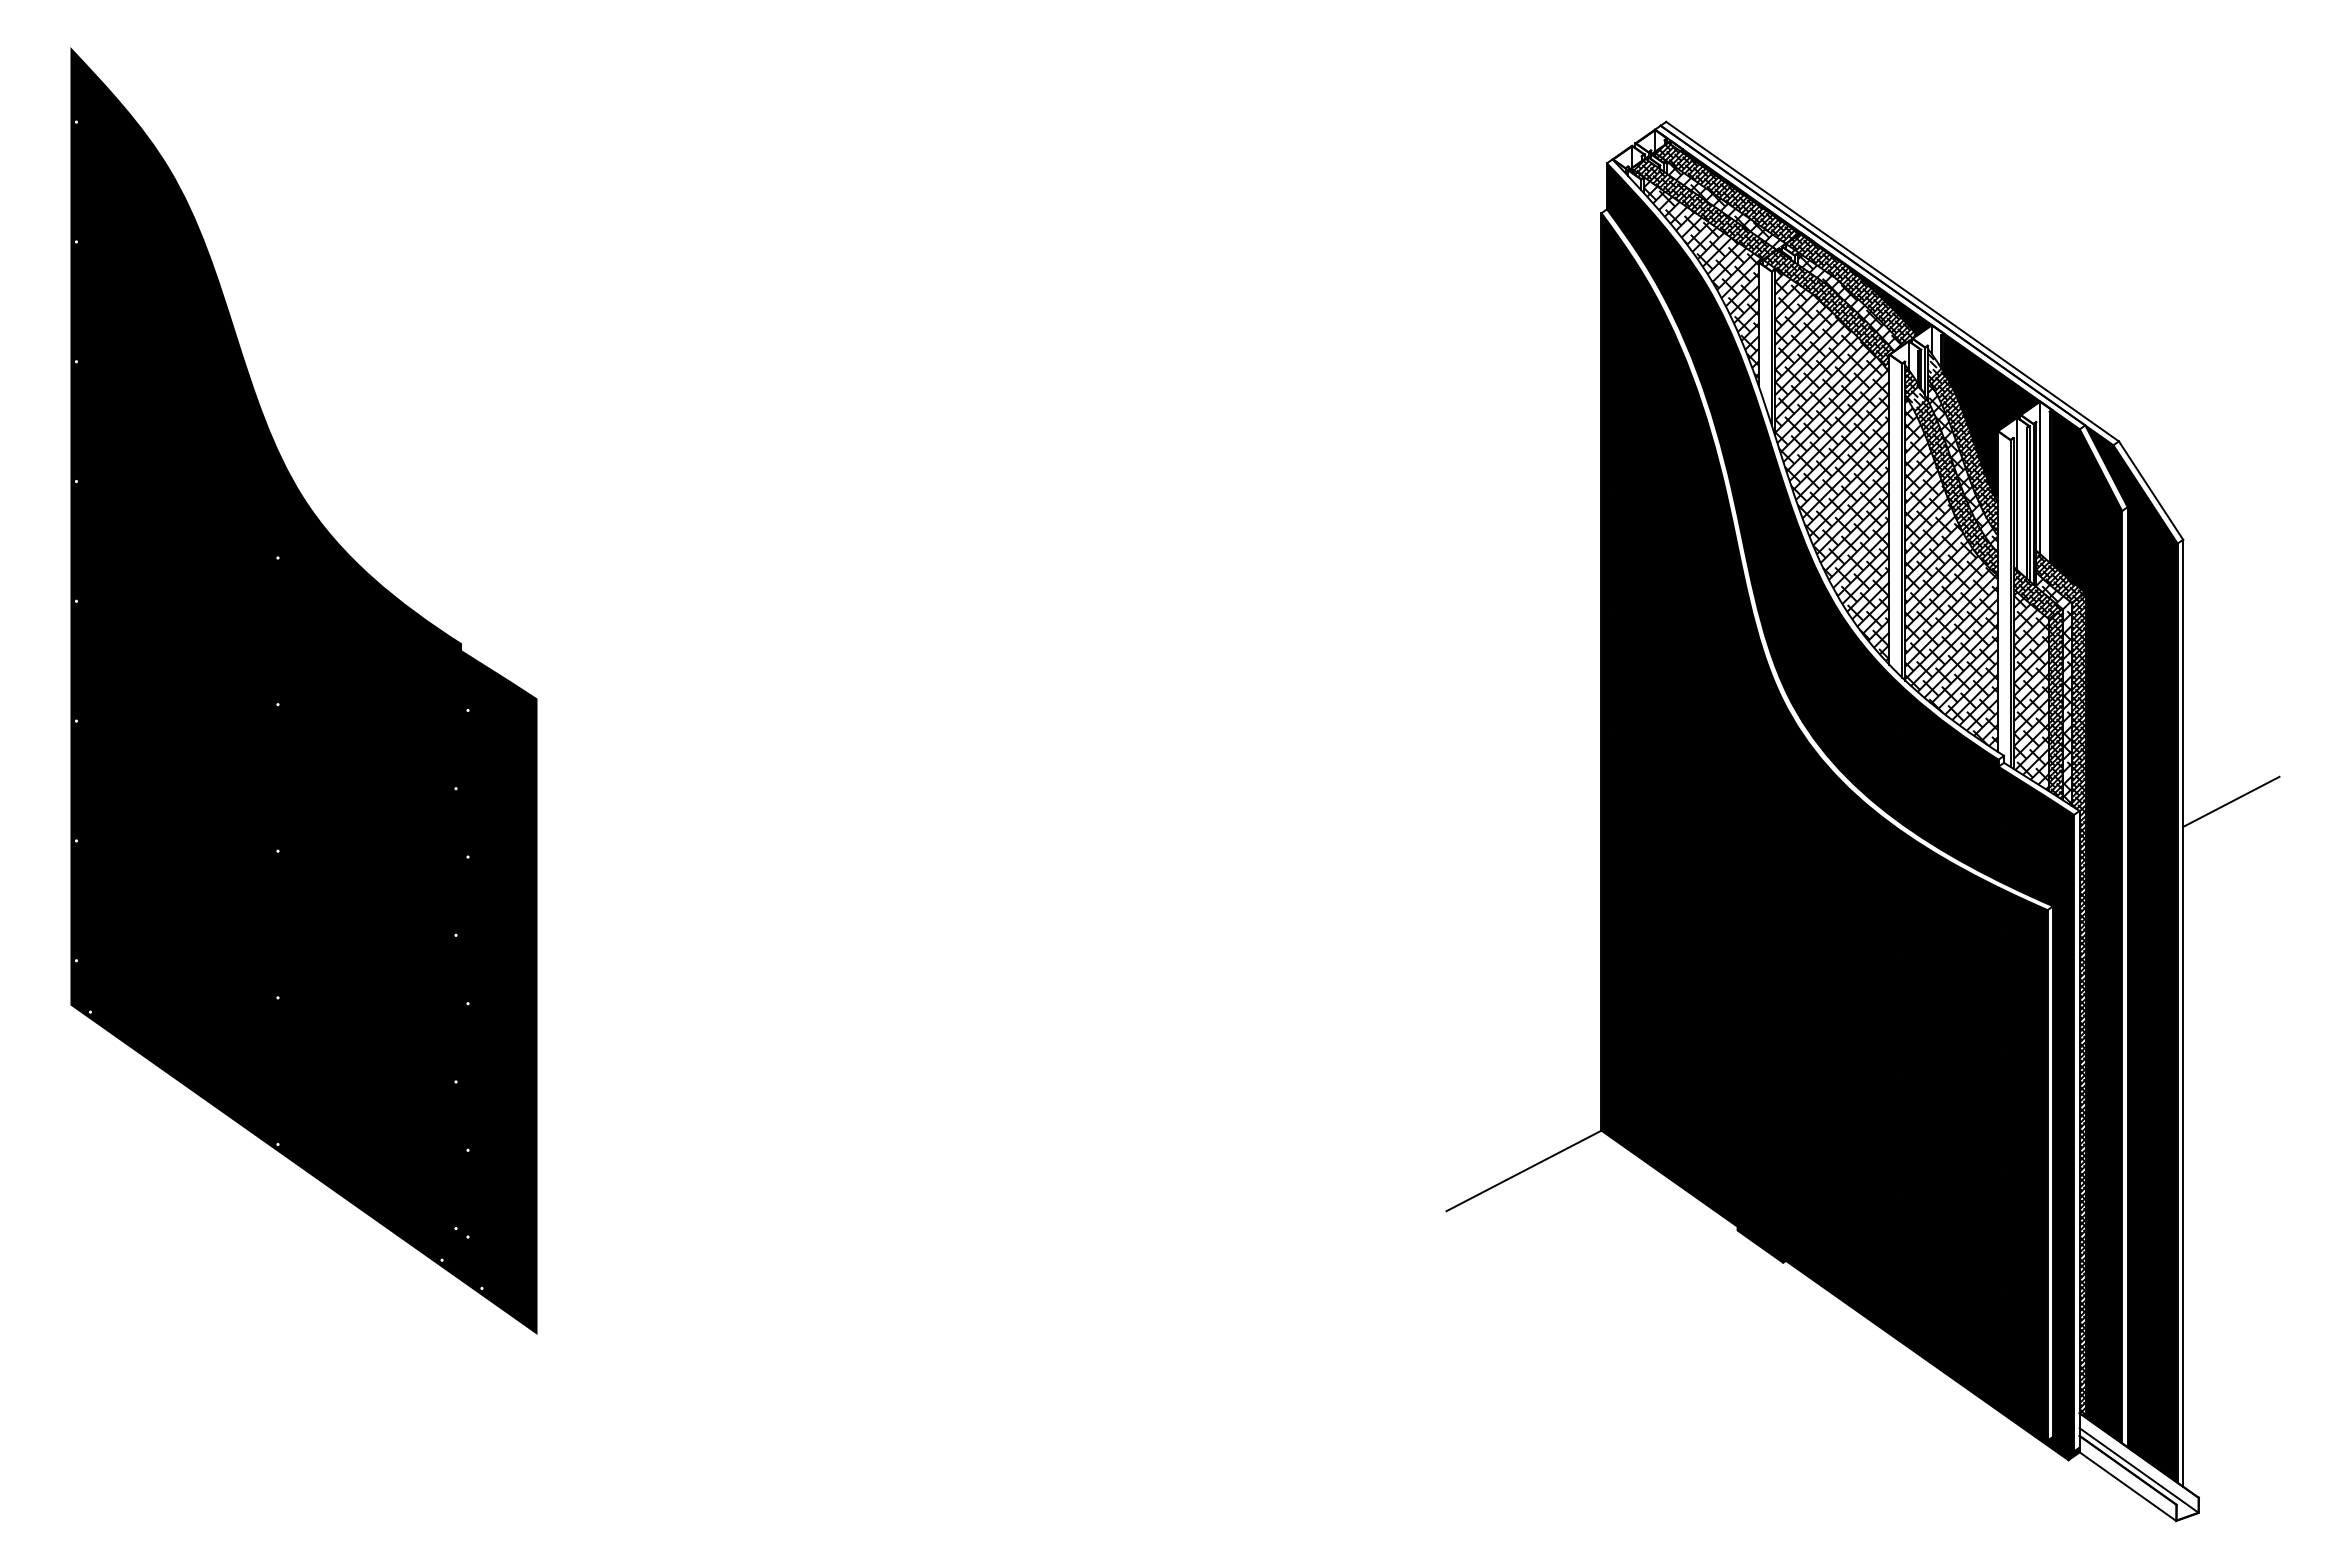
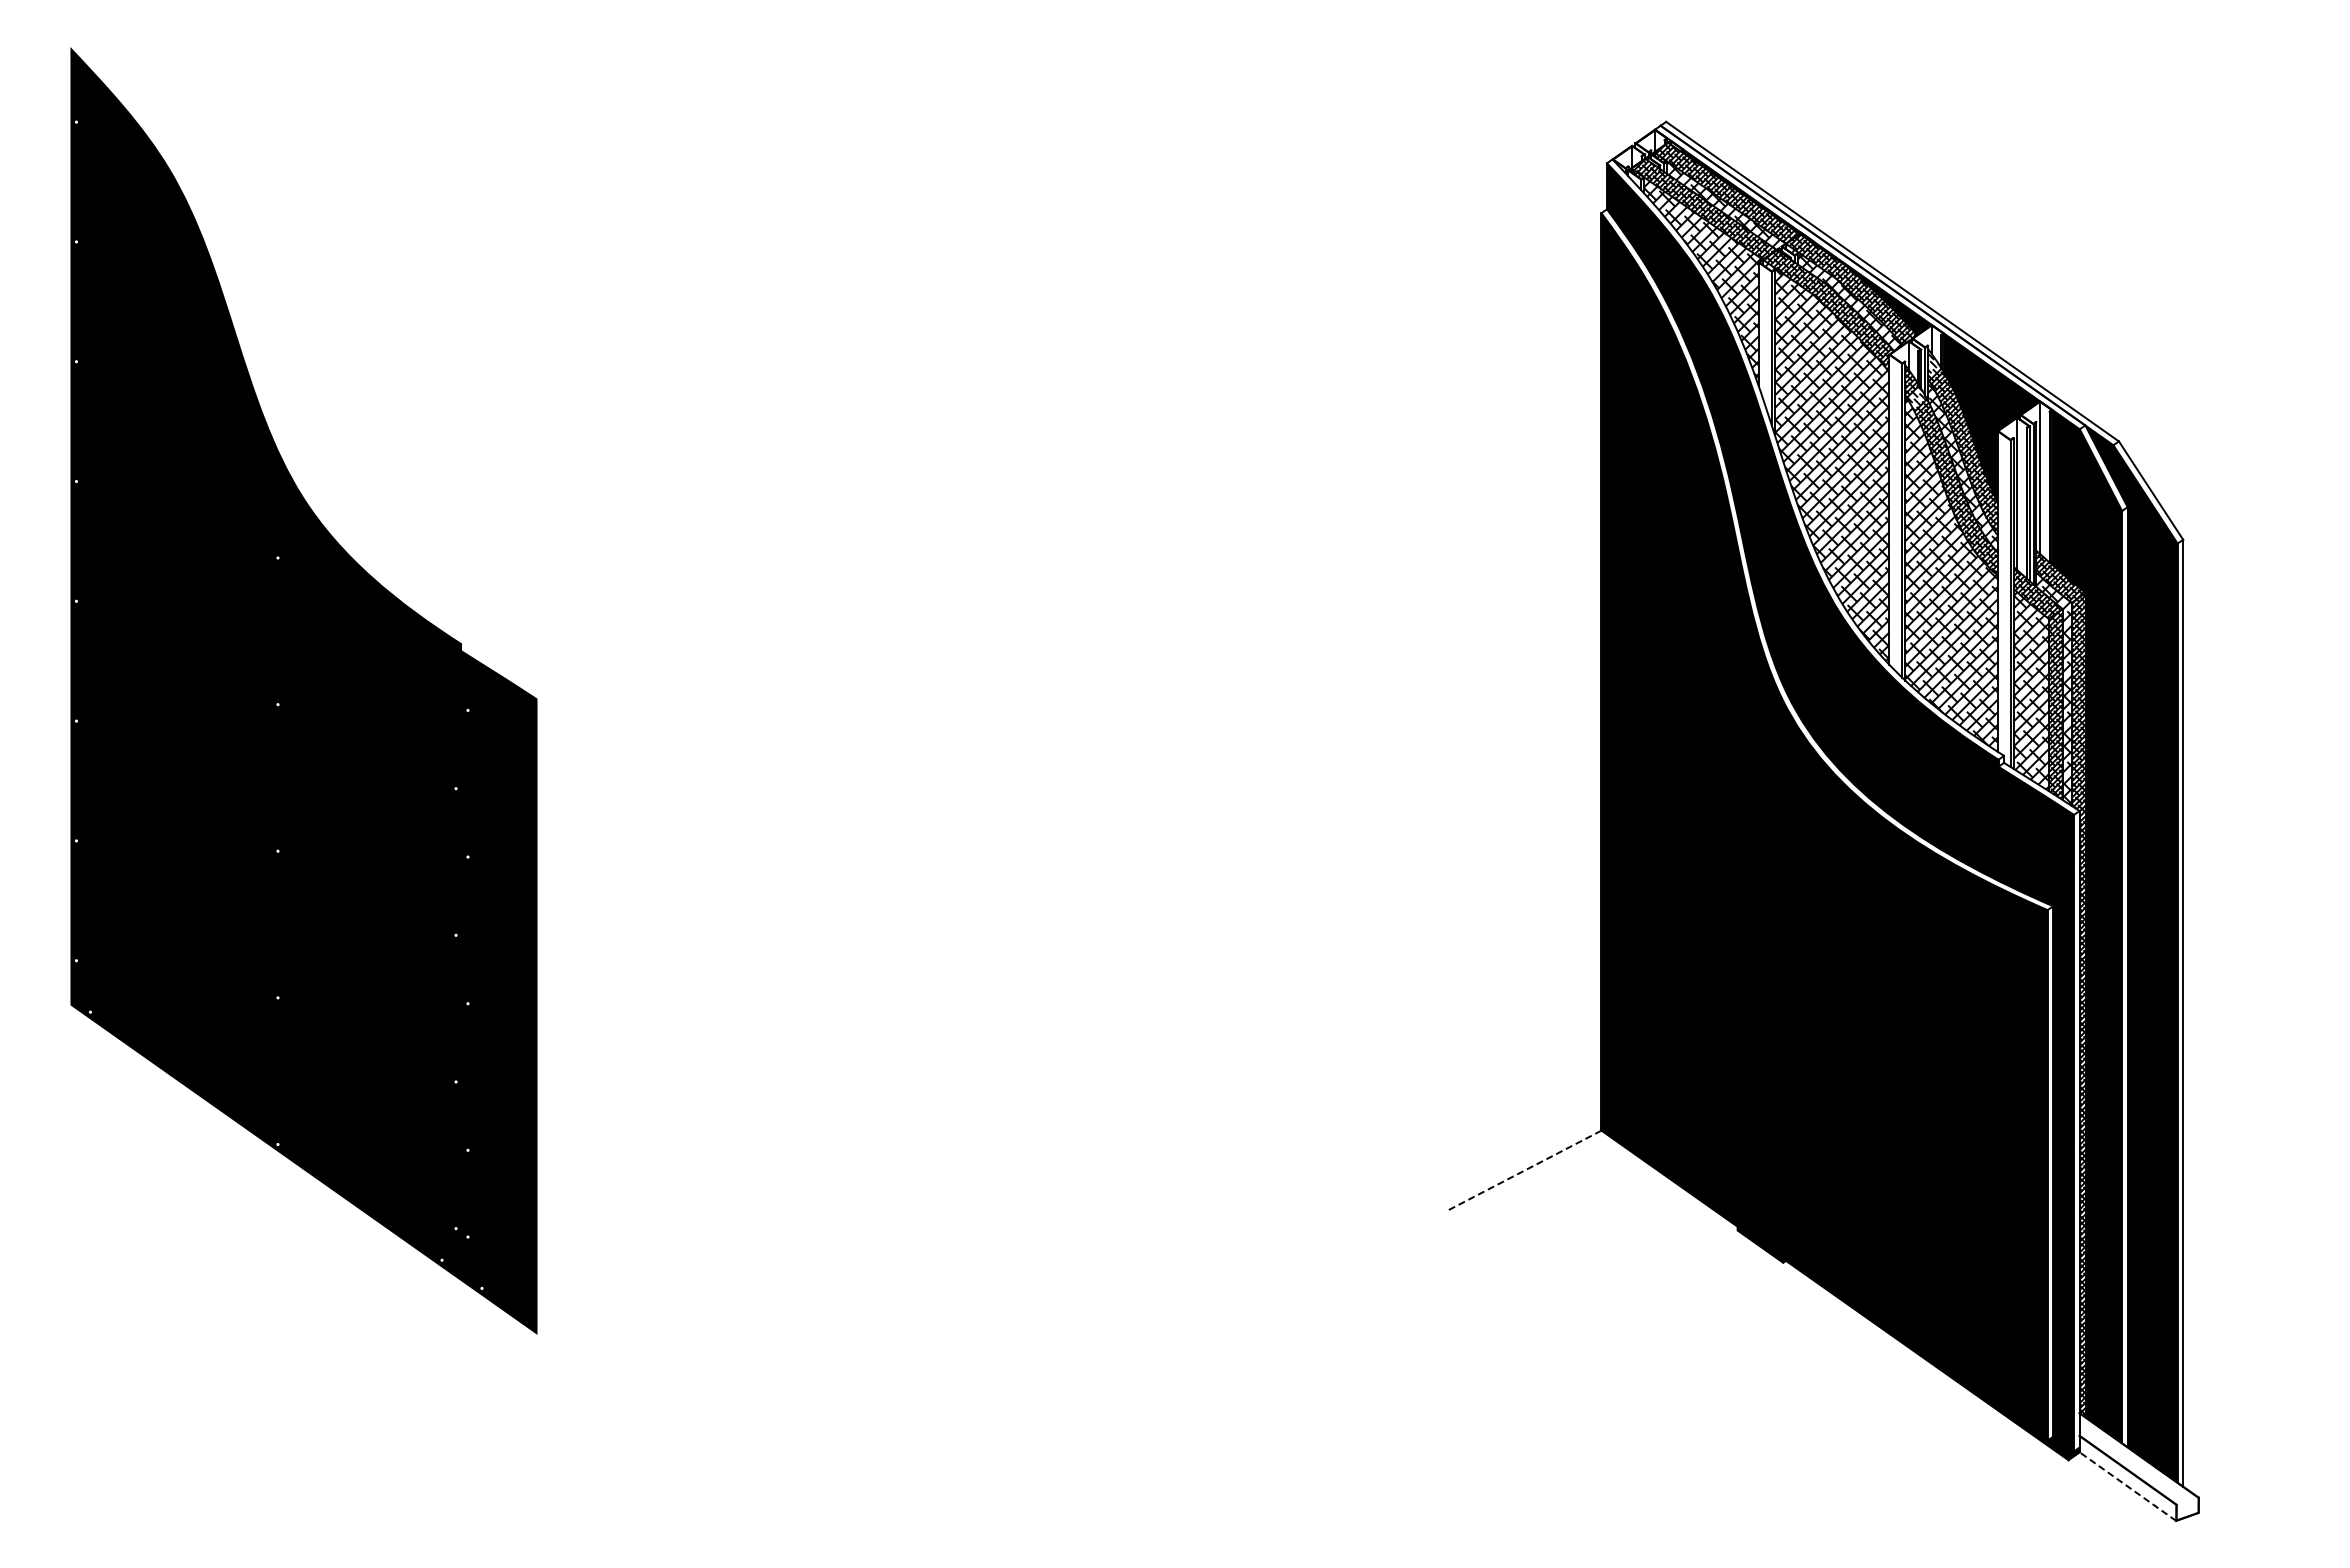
line: present -> none (2231, 801)
line: solid -> dashed (1523, 1171)
line: present -> none (2138, 1470)
line: solid -> dashed (2127, 1486)
